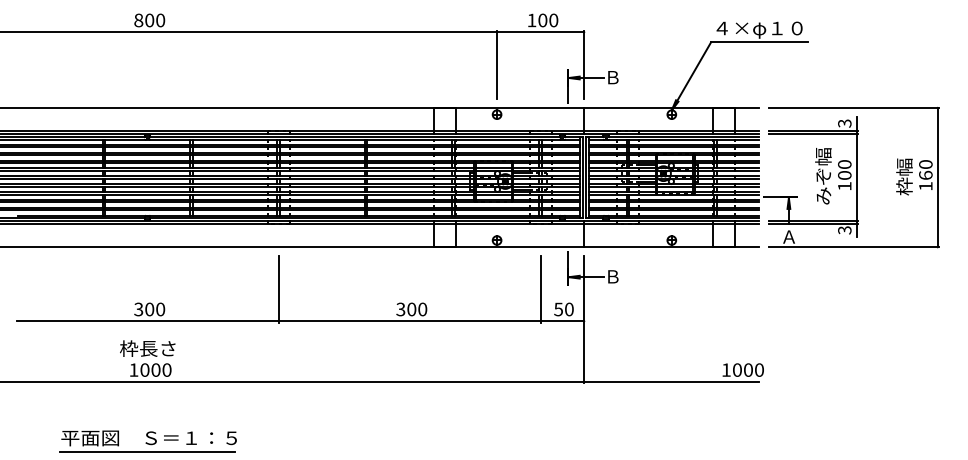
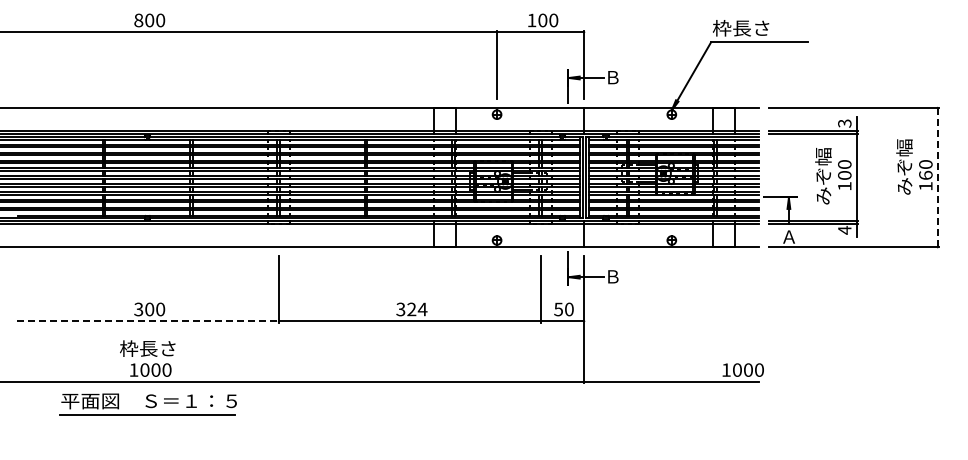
text: ４×φ１０ -> 枠長さ (757, 29)
text: 枠幅 -> みぞ幅 (904, 167)
line: solid -> dashed (937, 177)
text: 3 -> 4 (844, 229)
text: 300 -> 324 (417, 309)
line: solid -> dashed (148, 321)
part position: (147, 441) -> (147, 404) (147, 404)
